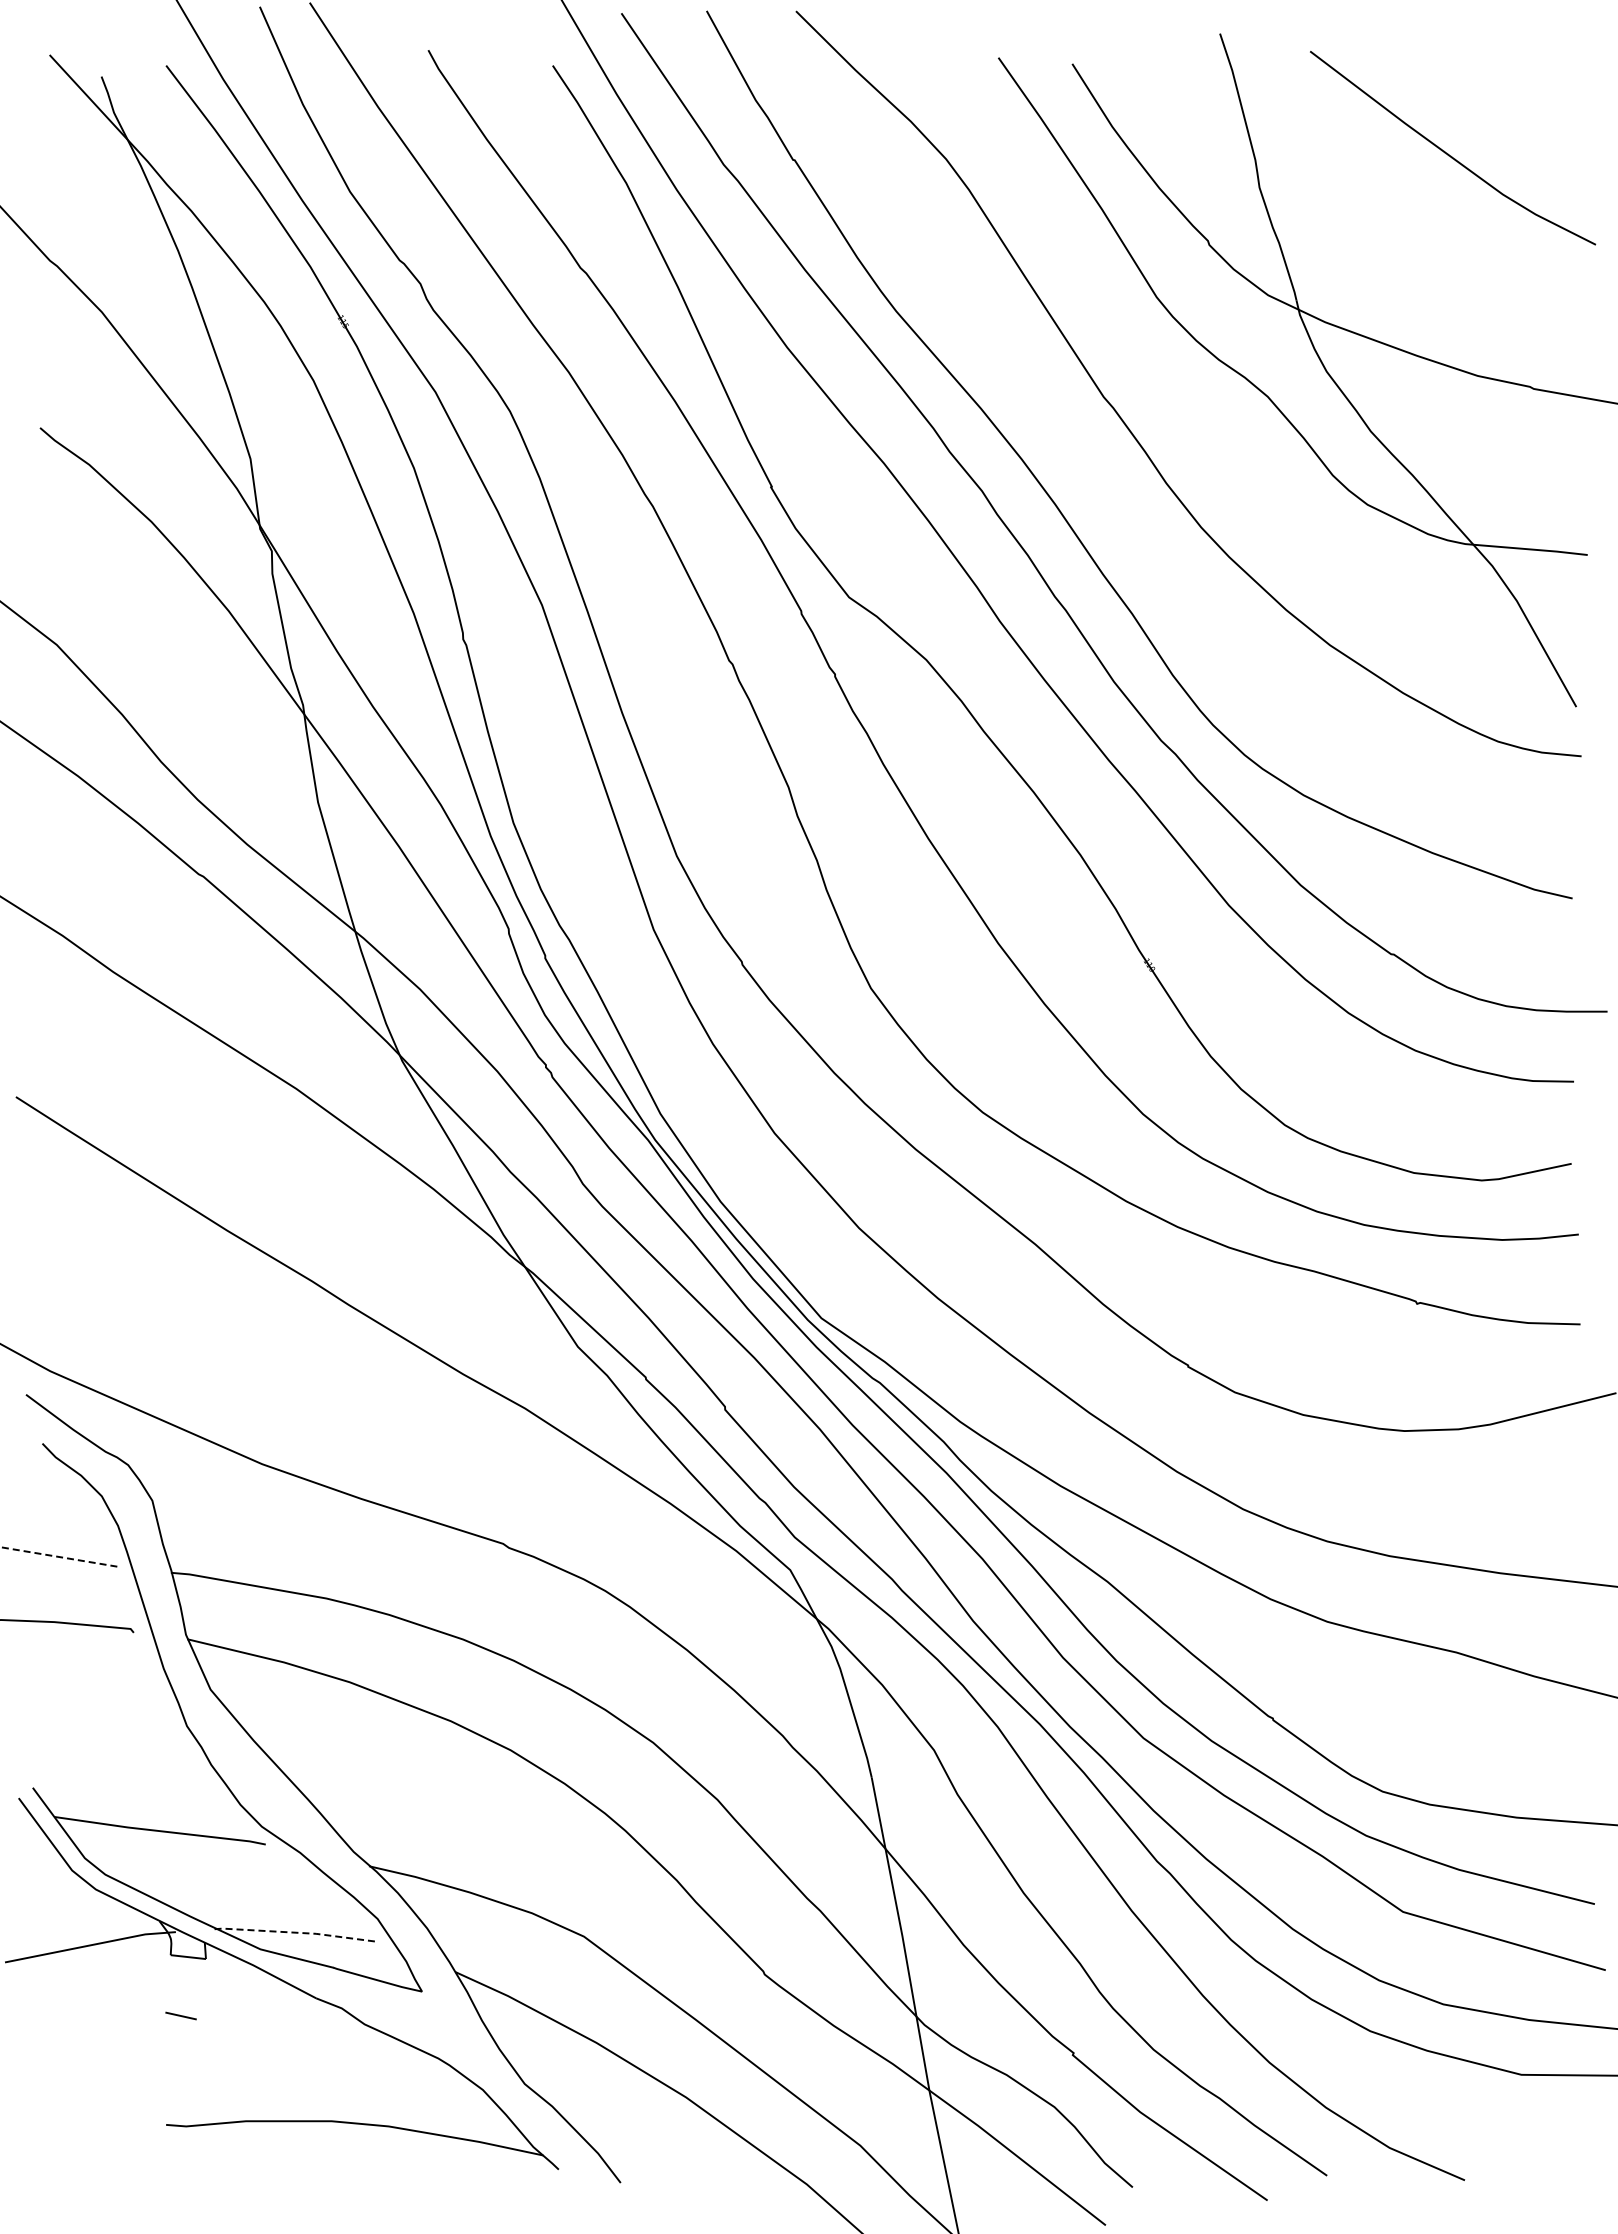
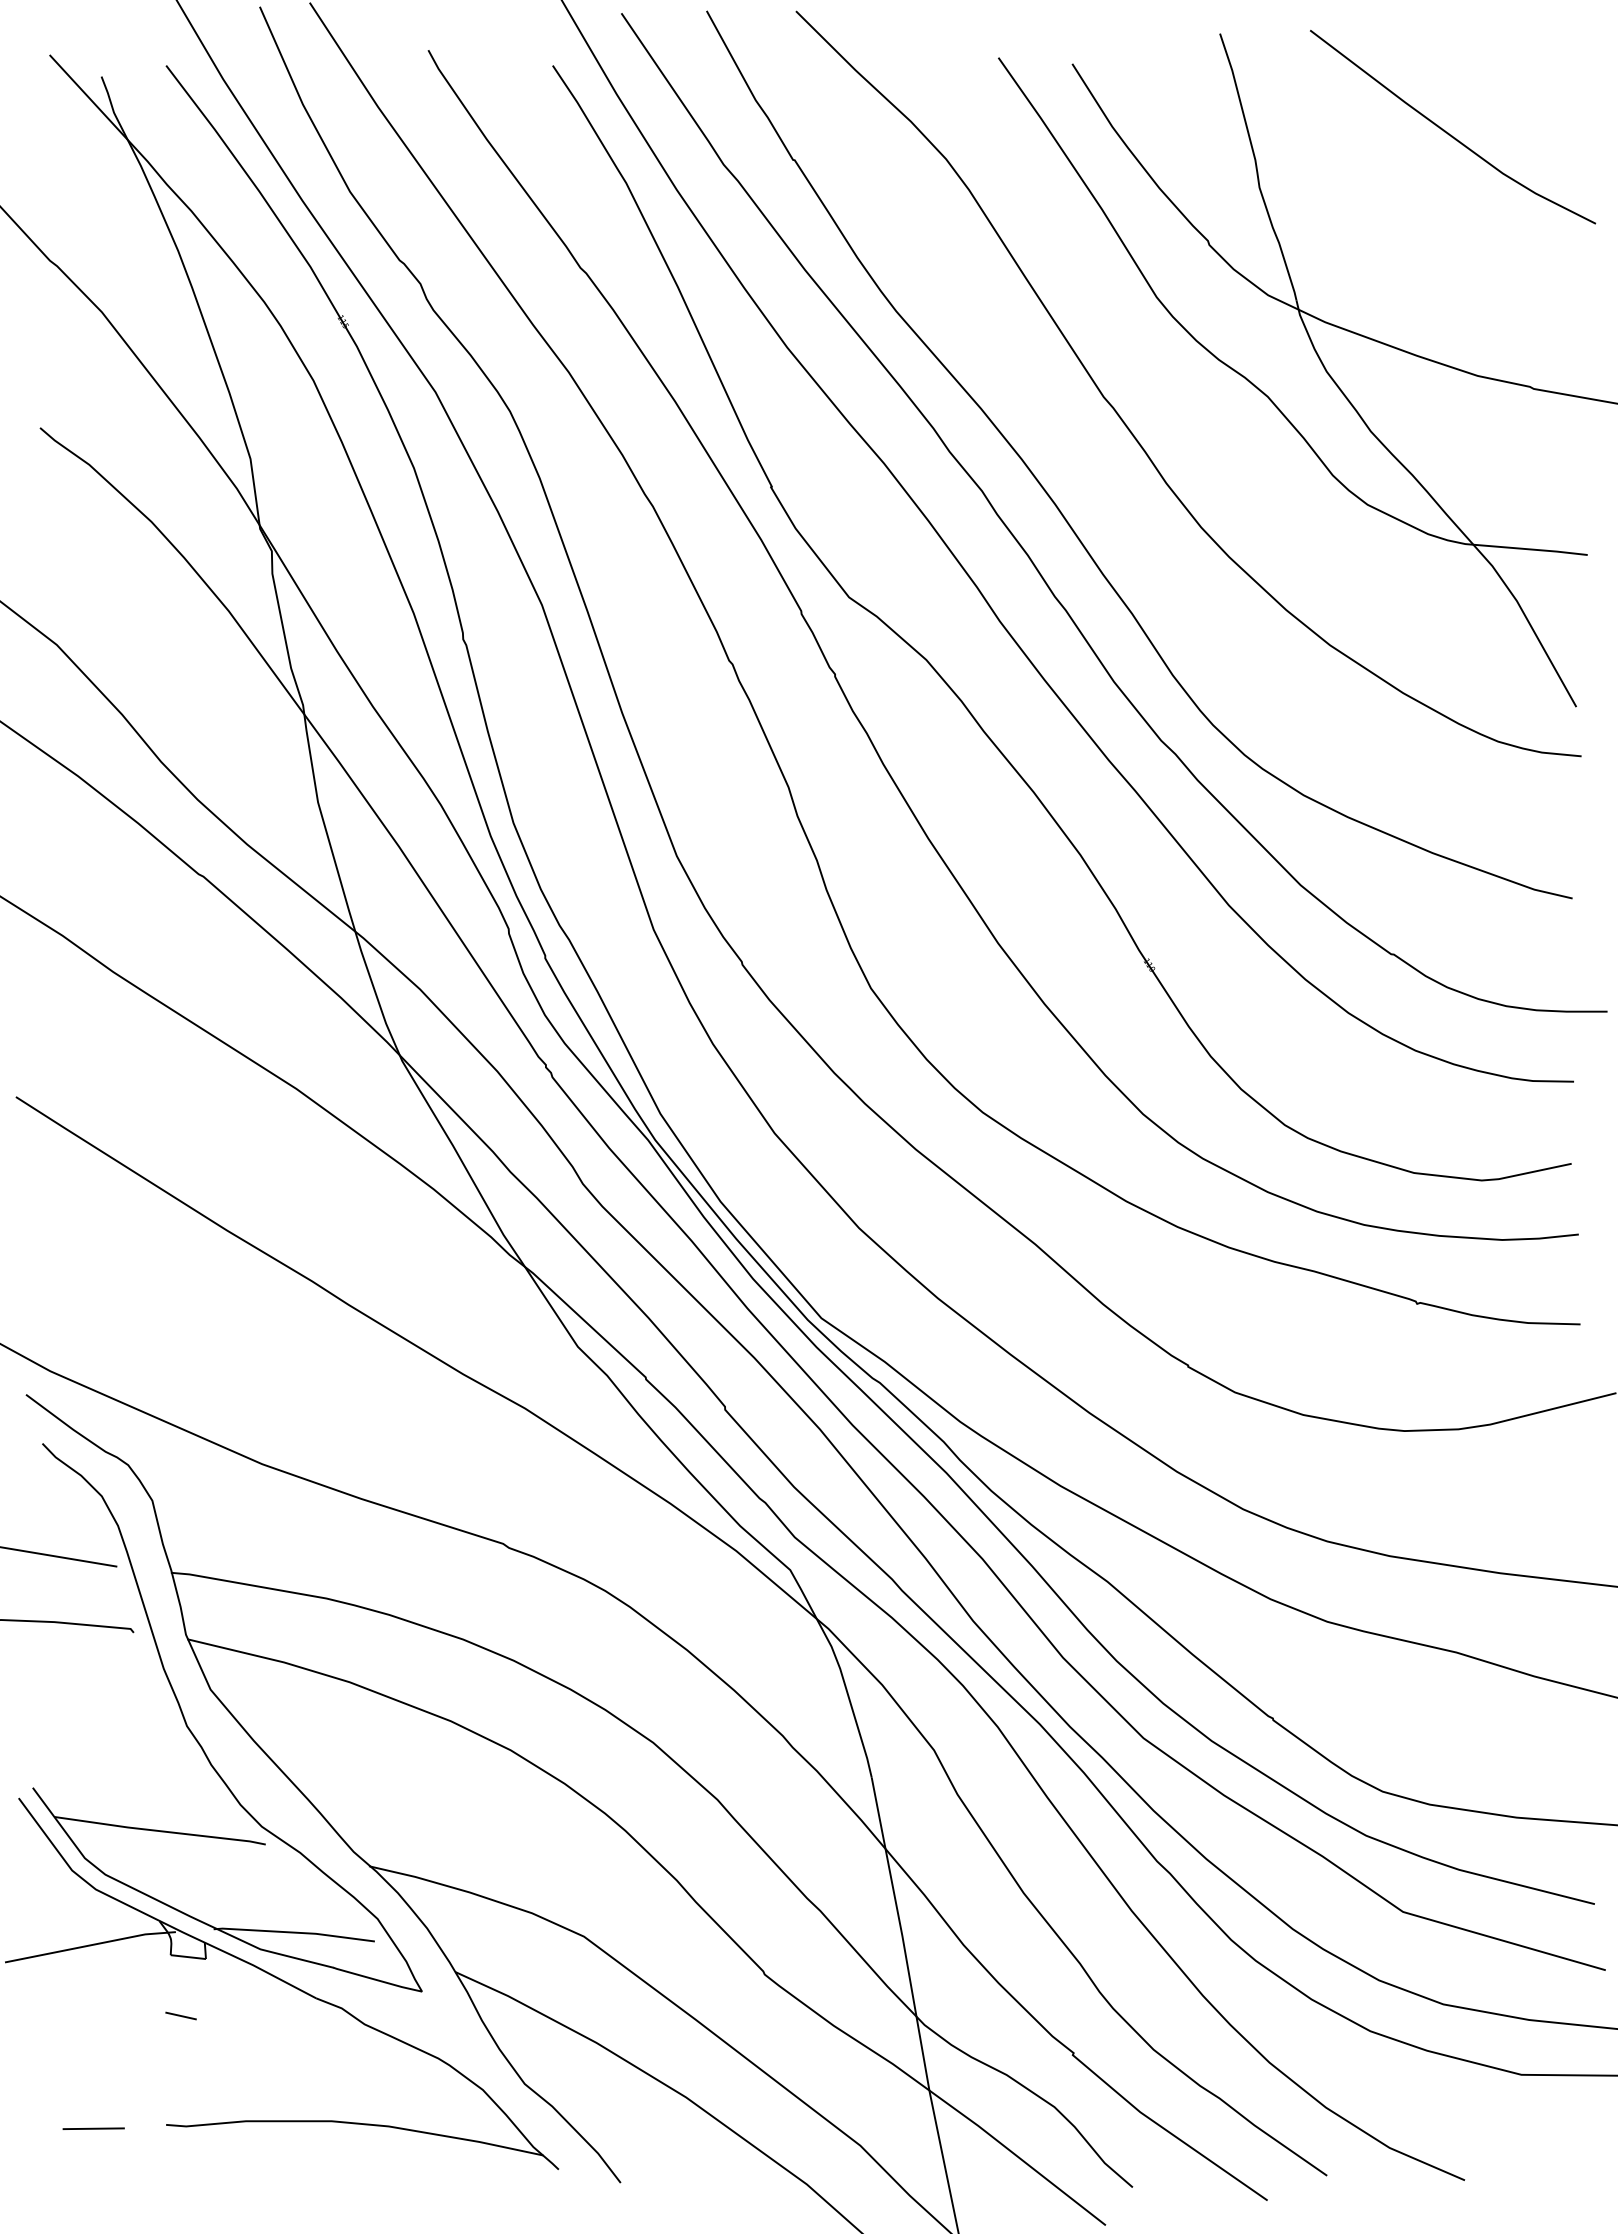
curve position: (1448, 153) -> (1448, 132) (1448, 132)
line: dashed -> solid (58, 1556)
line: dashed -> solid (294, 1932)
line: none -> present (93, 2128)
